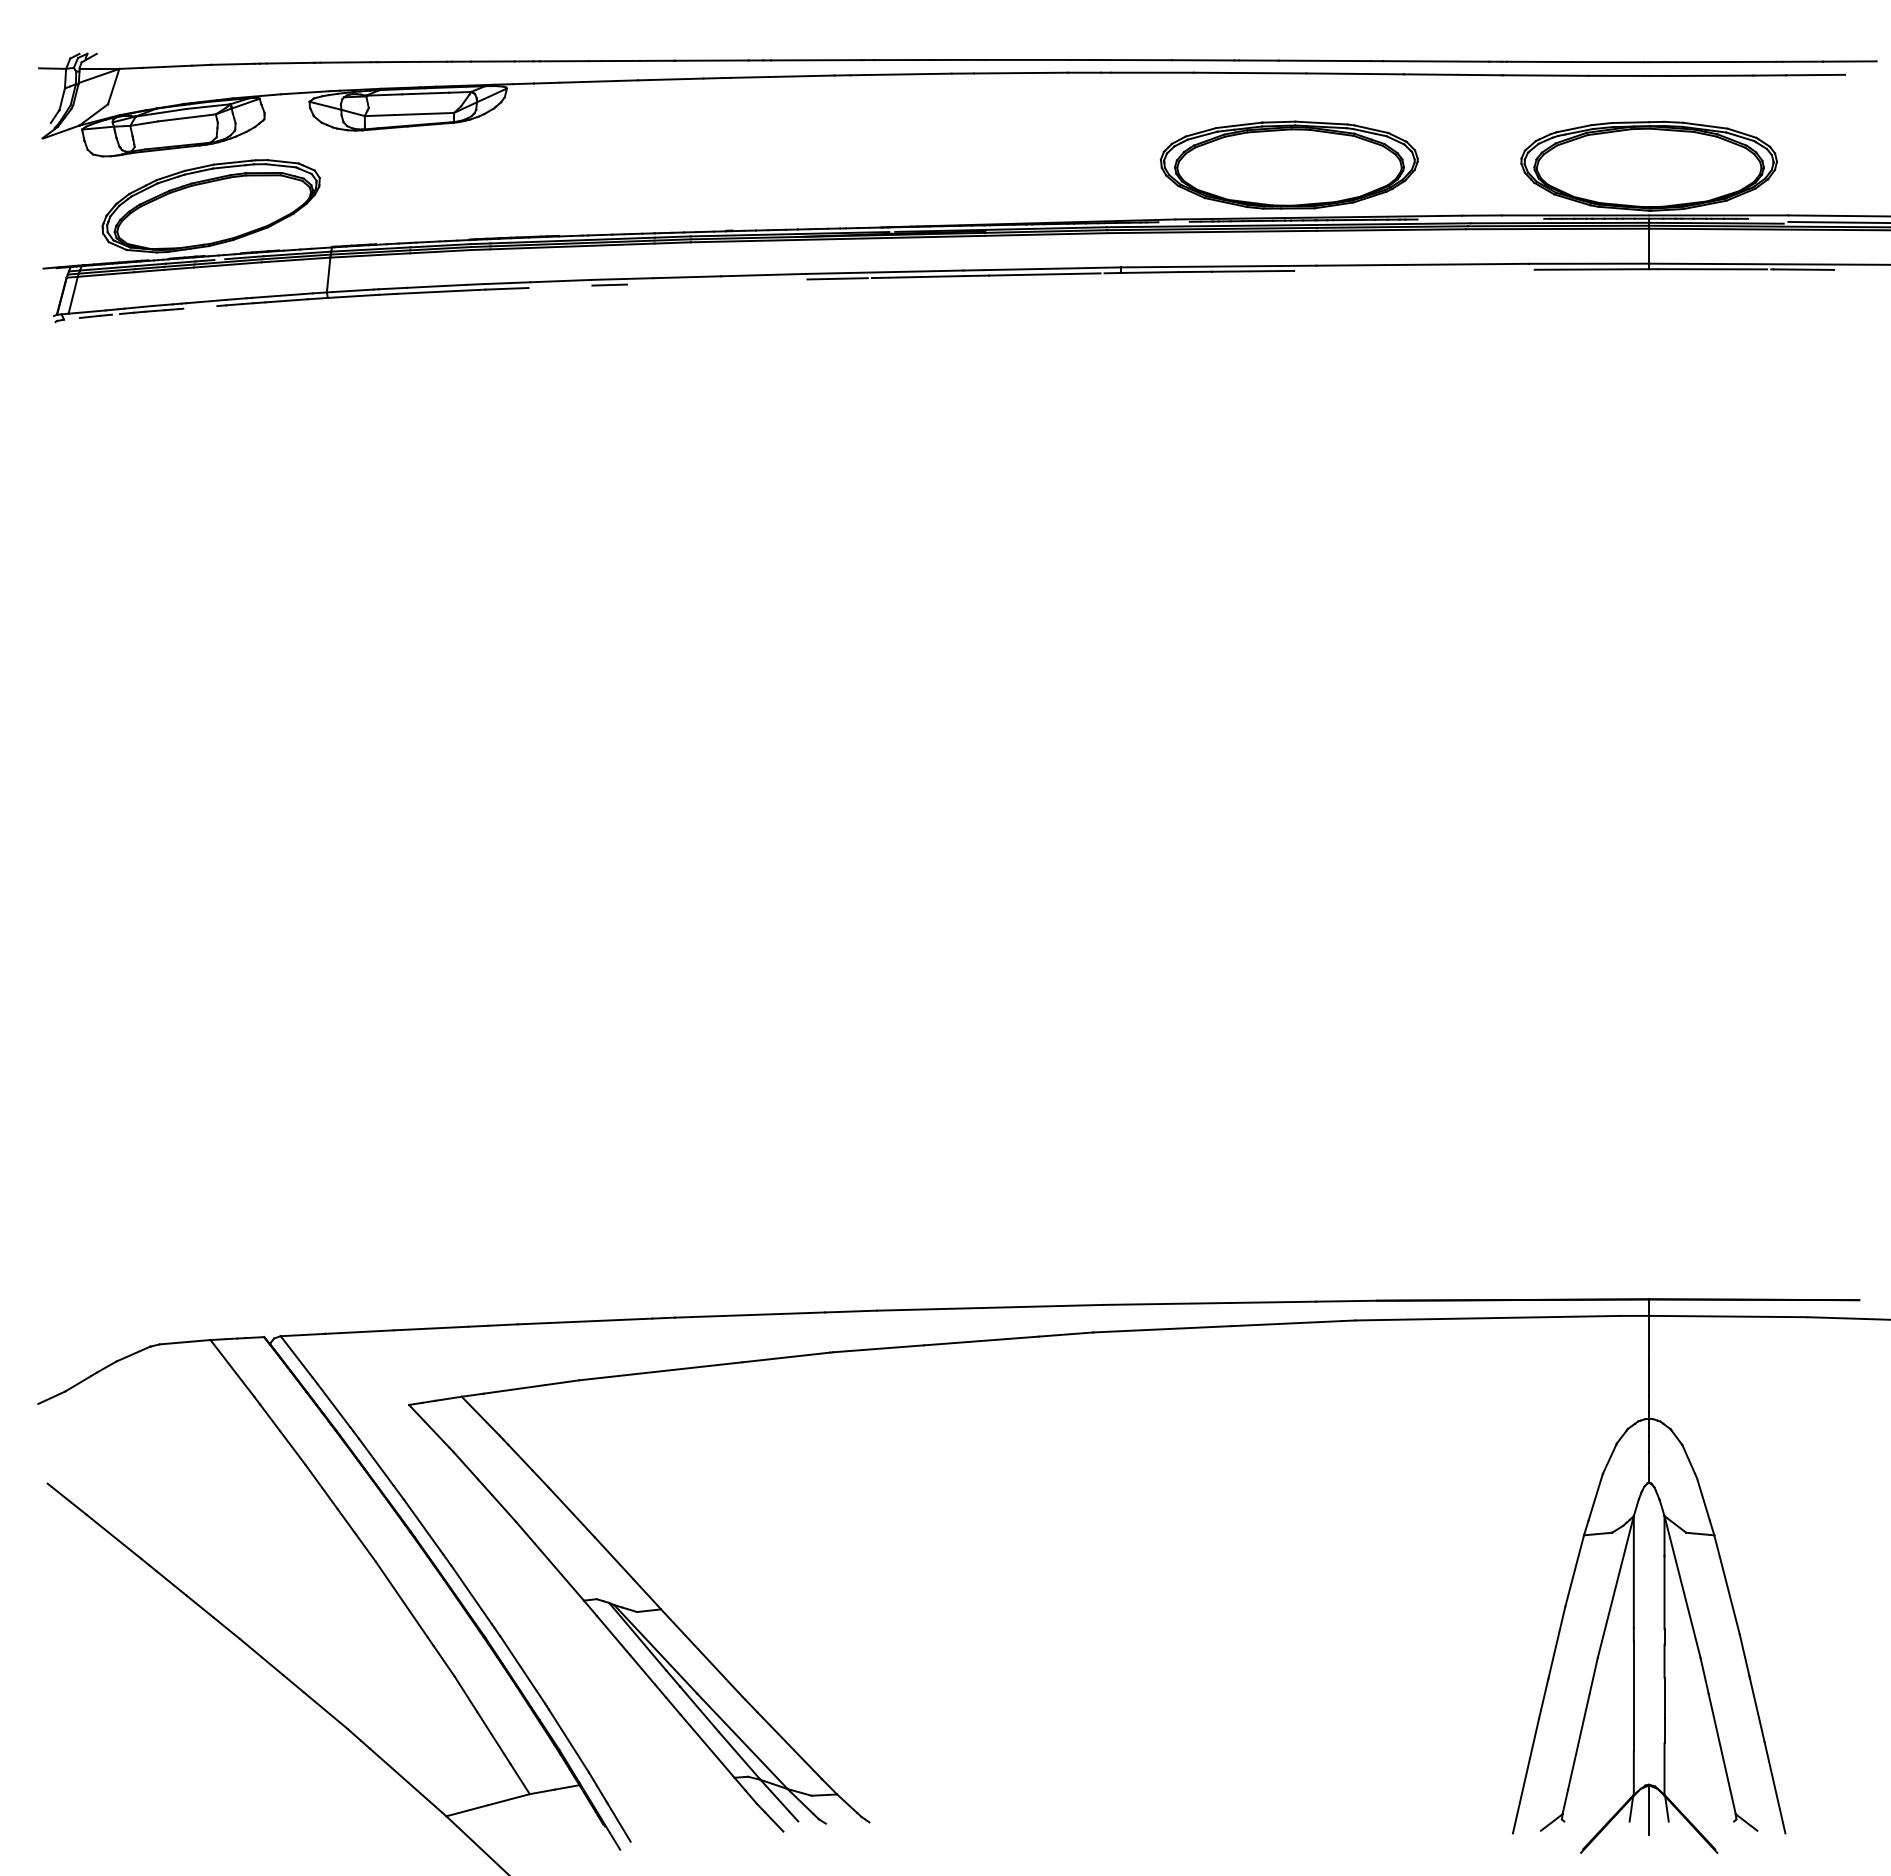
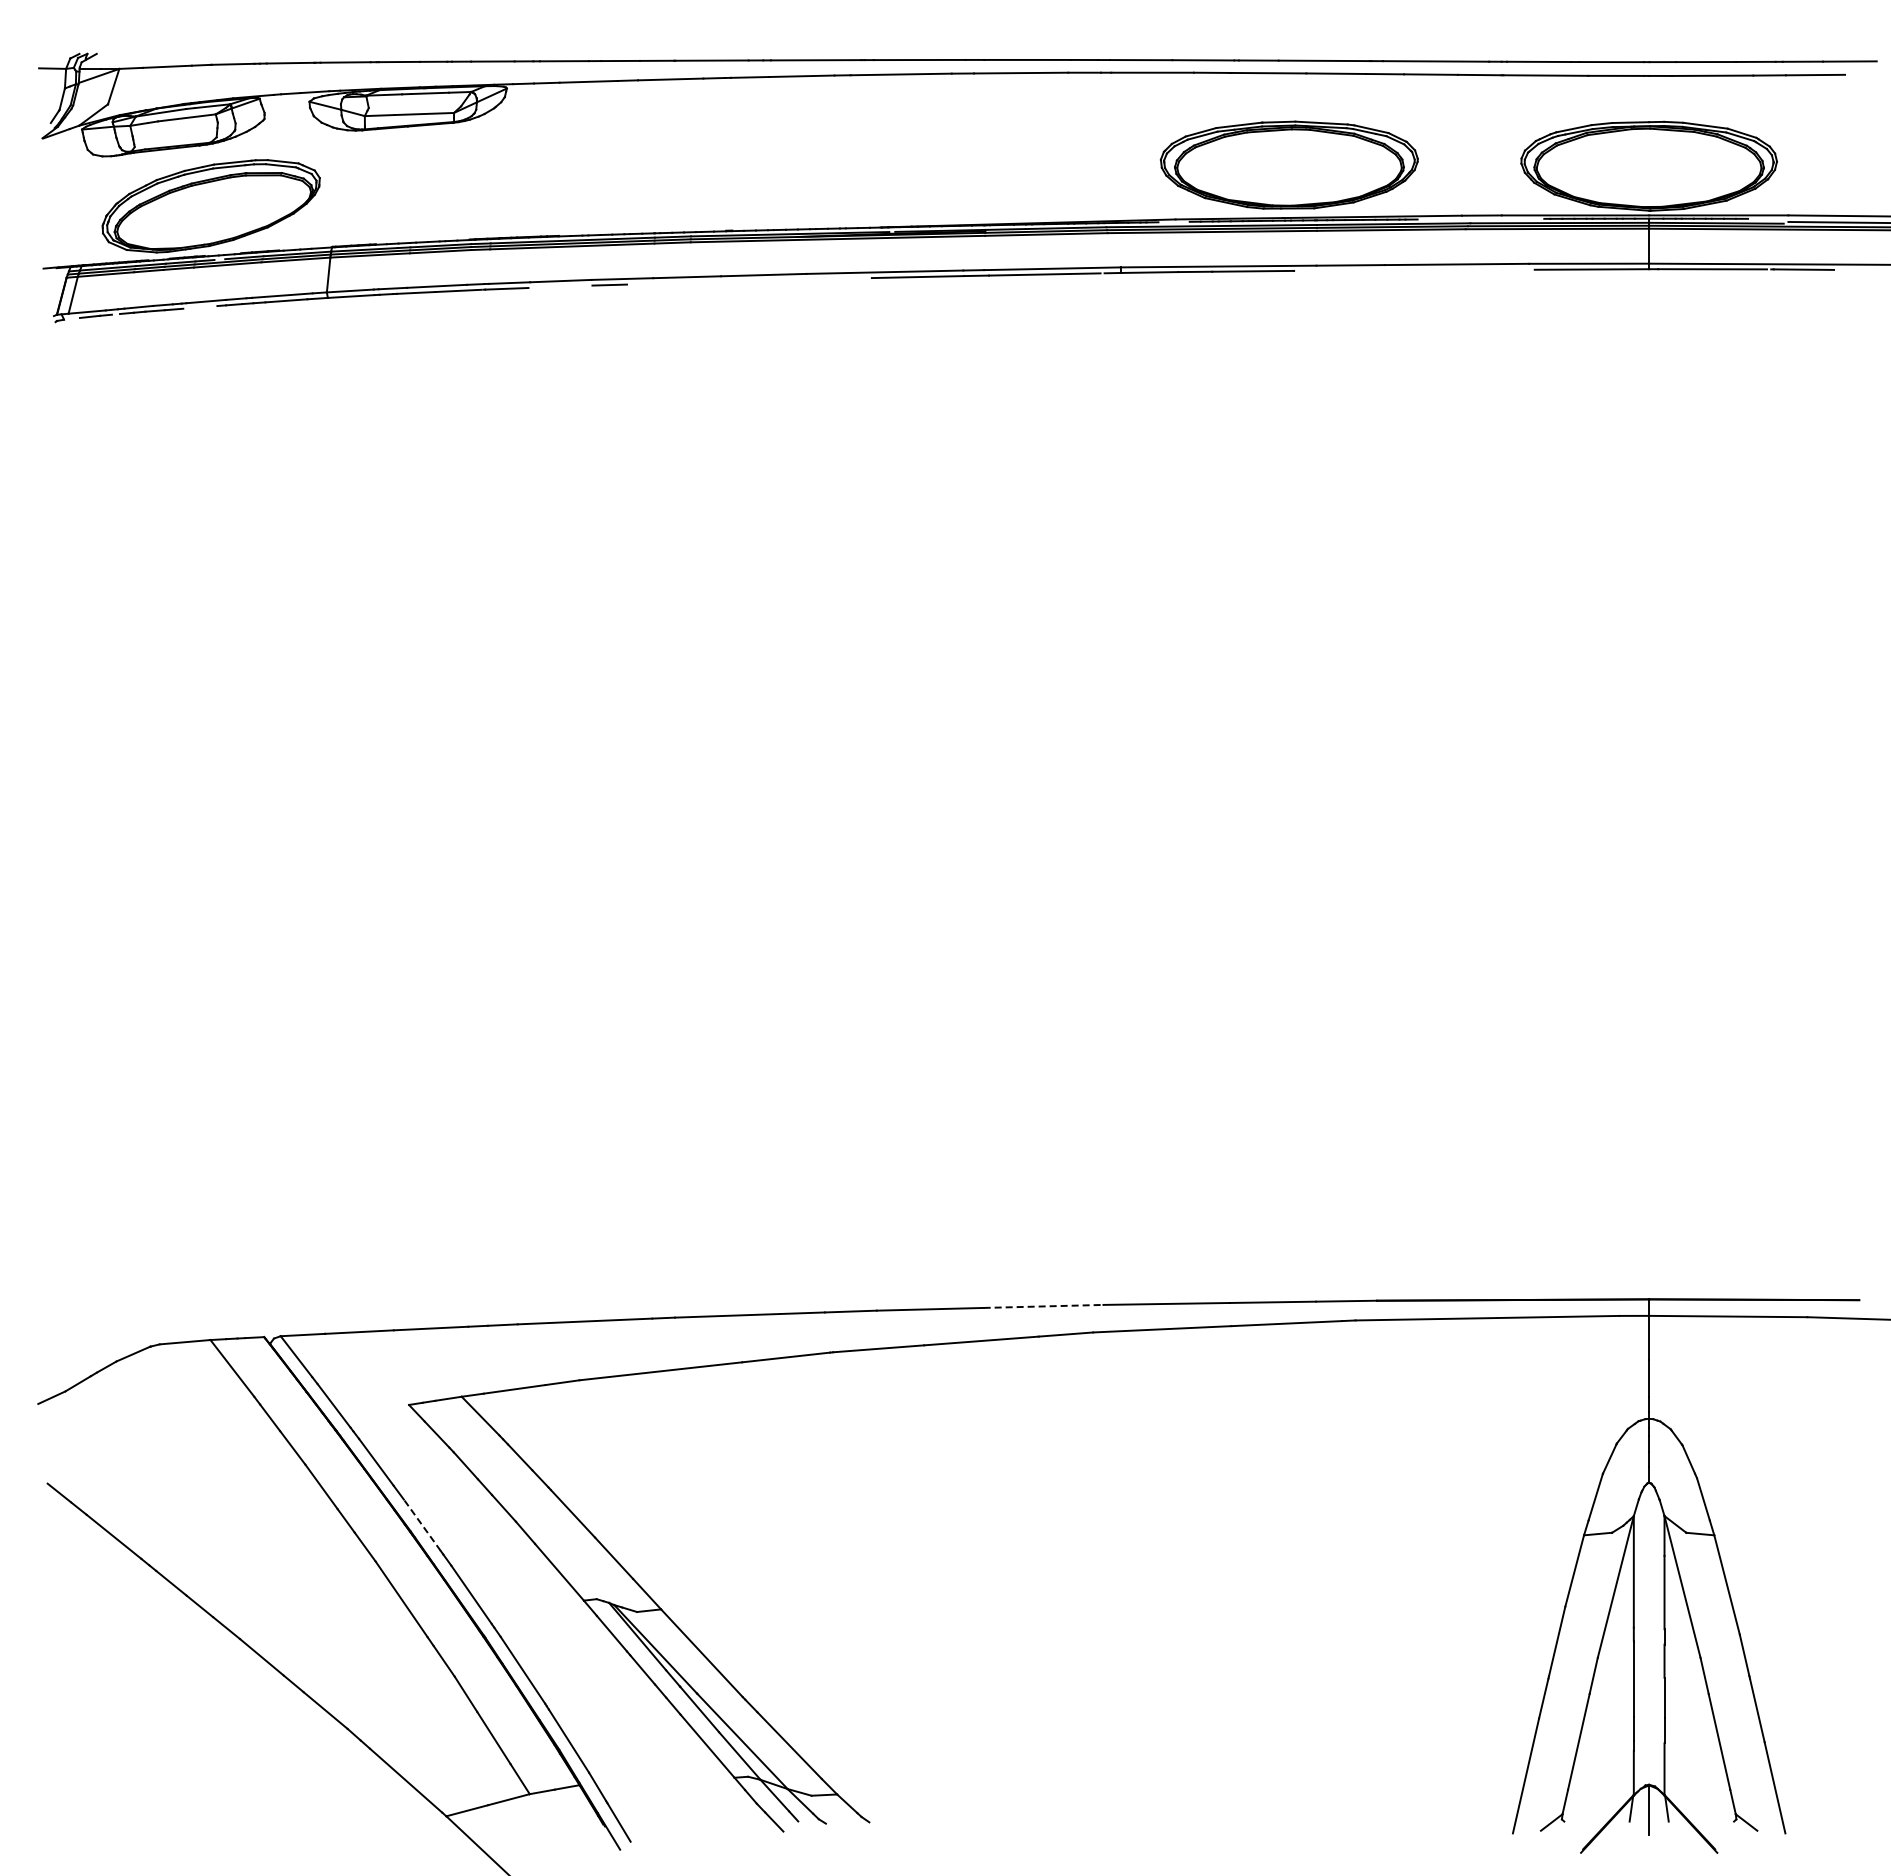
line: present -> none (837, 278)
line: solid -> dashed (1043, 1306)
line: solid -> dashed (422, 1525)
